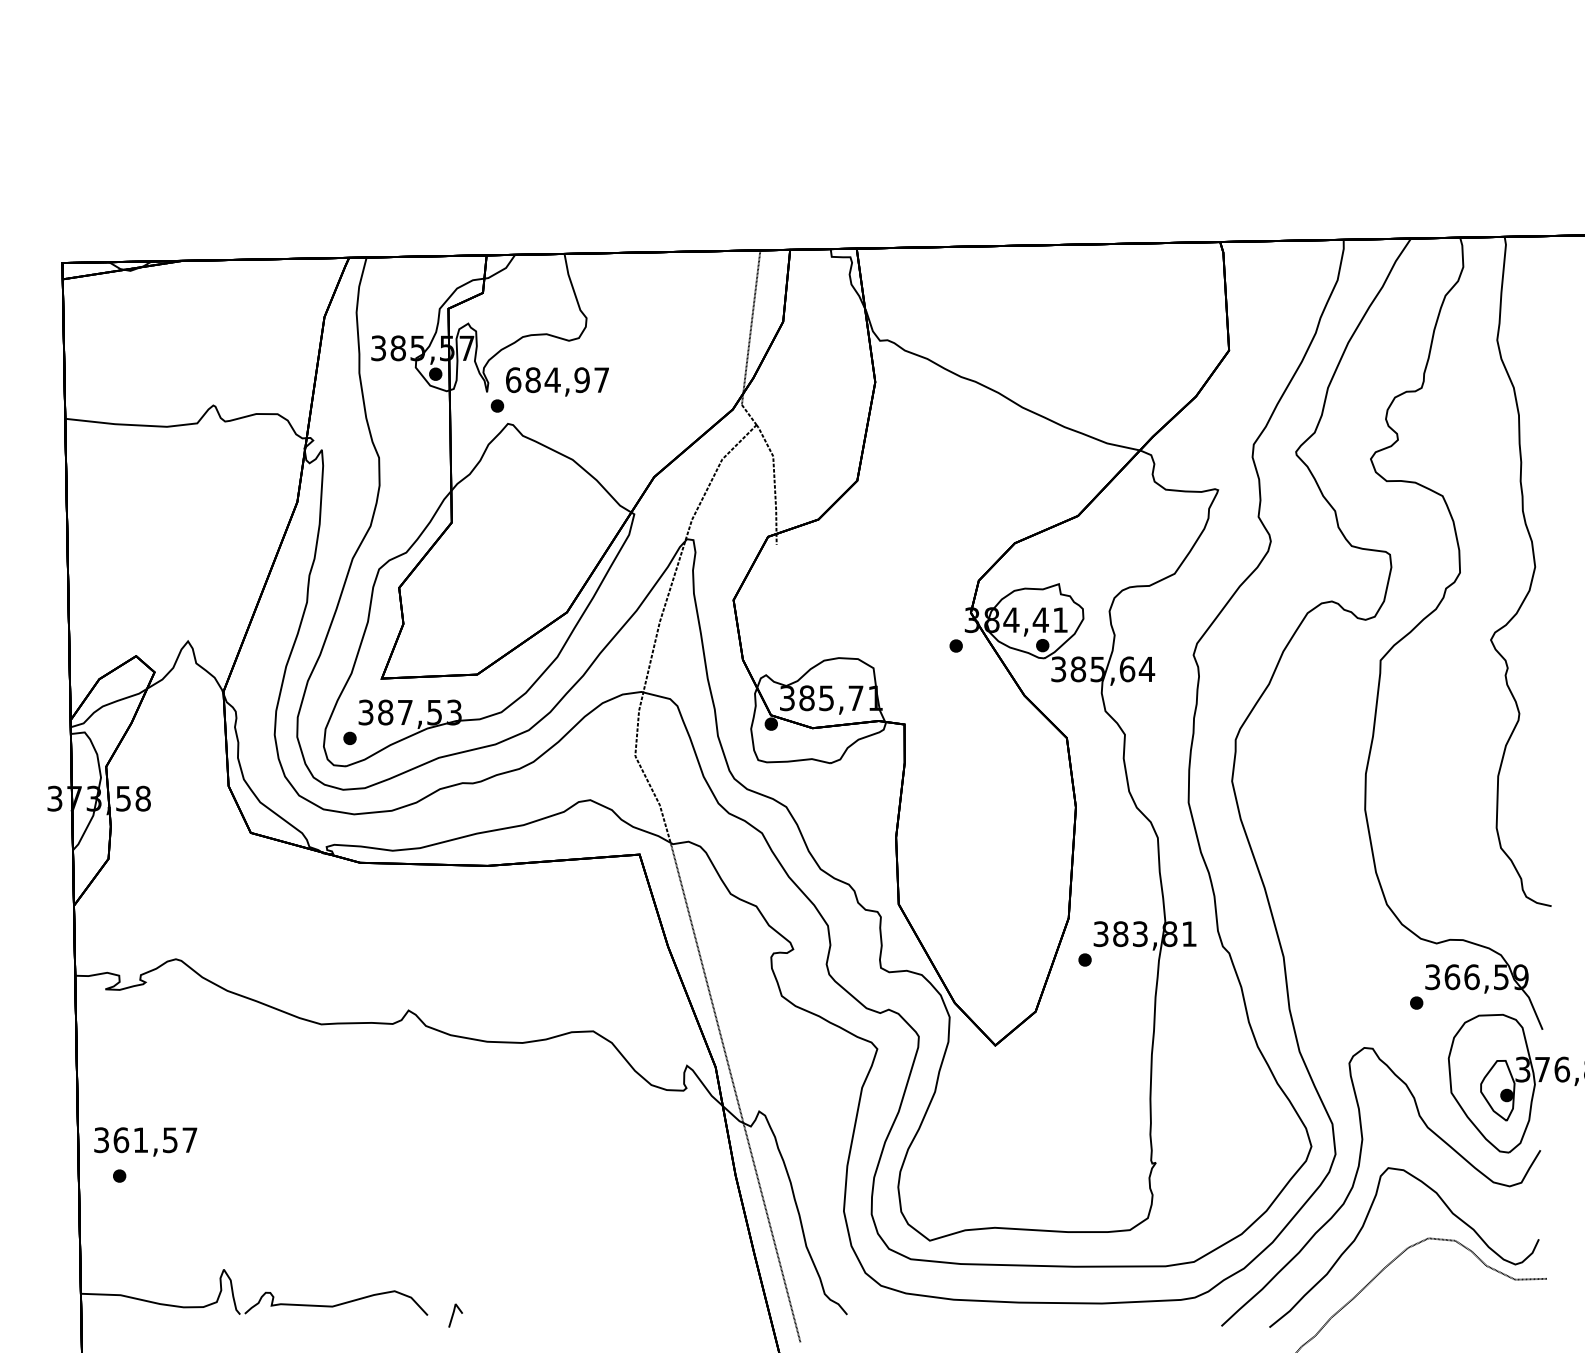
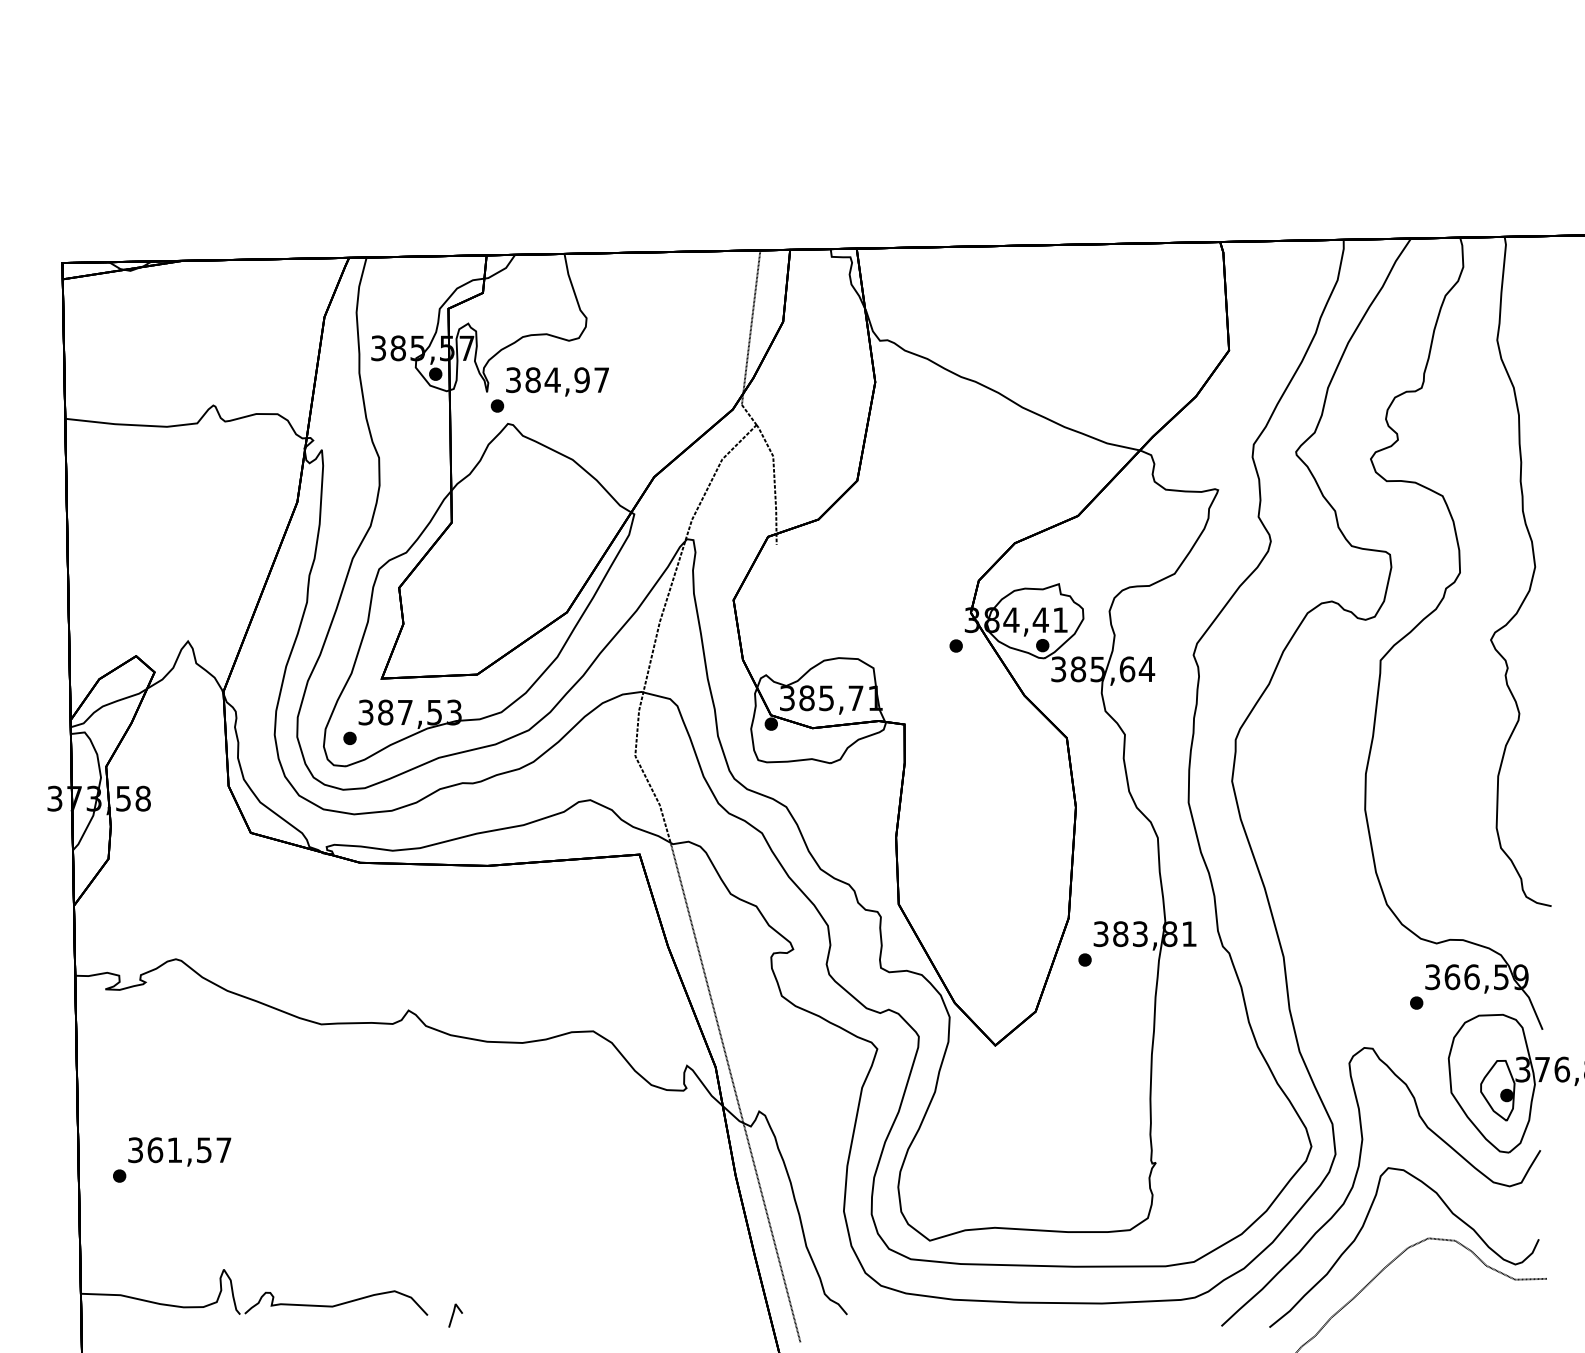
text: 684,97 -> 384,97 (513, 380)
text position: (145, 1141) -> (179, 1151) (179, 1151)
